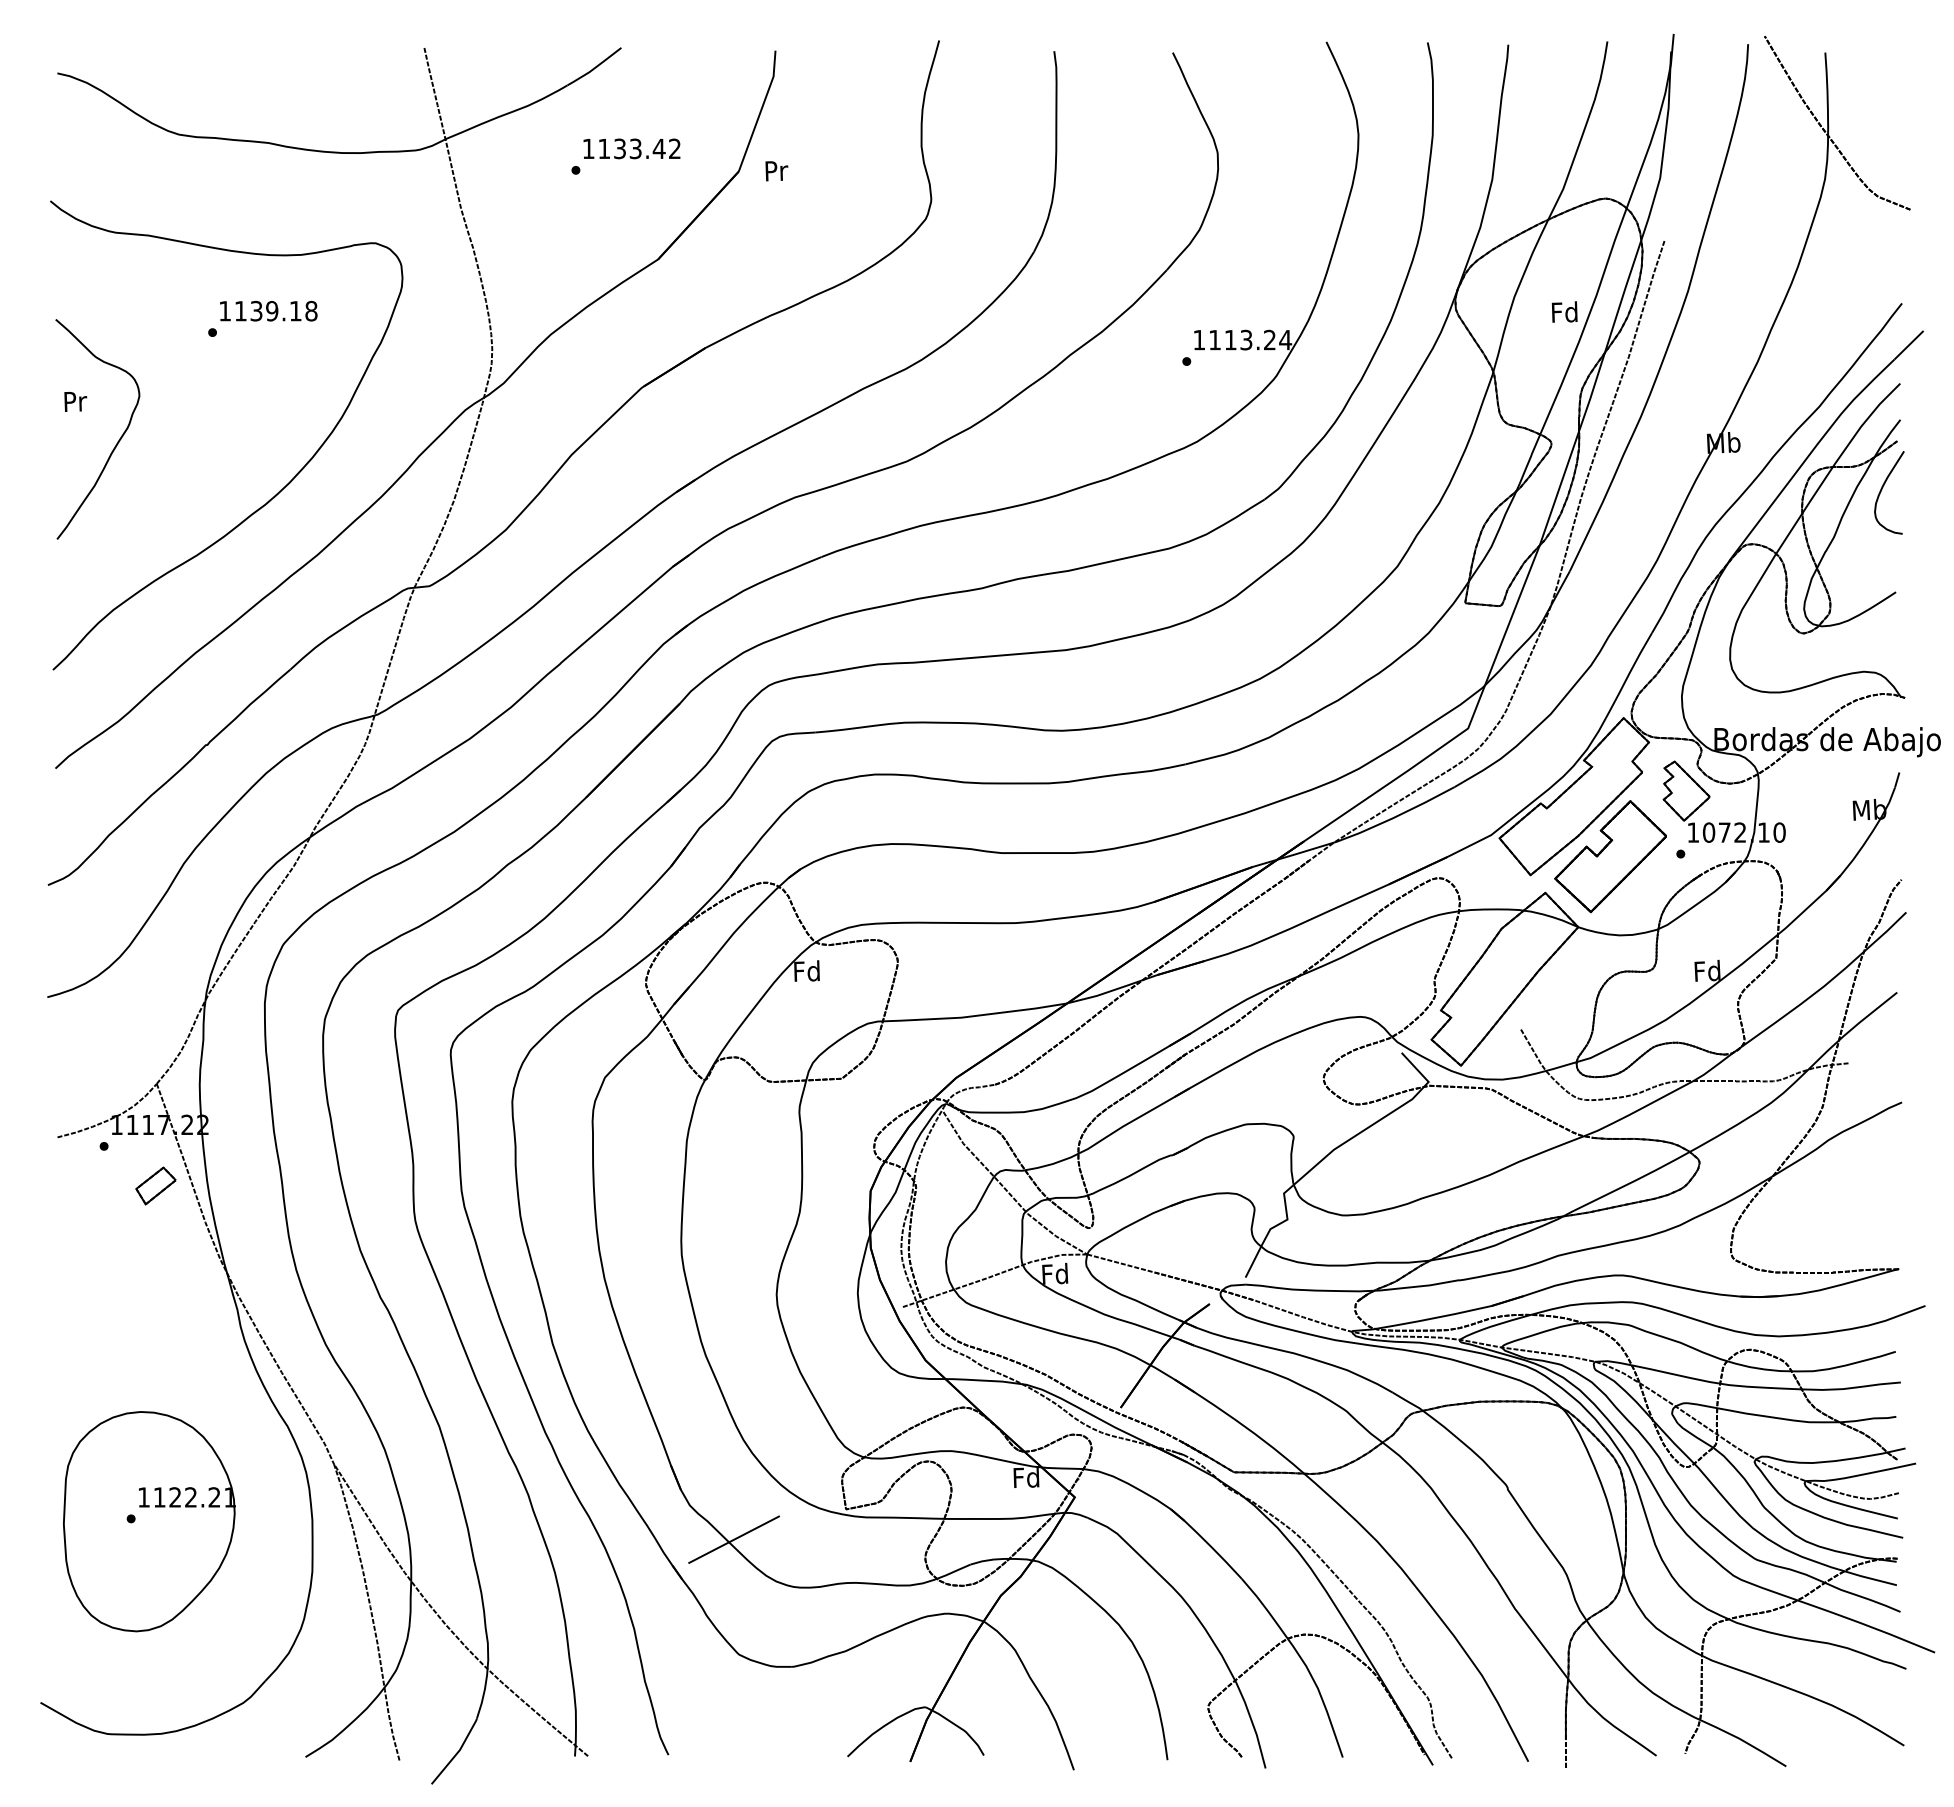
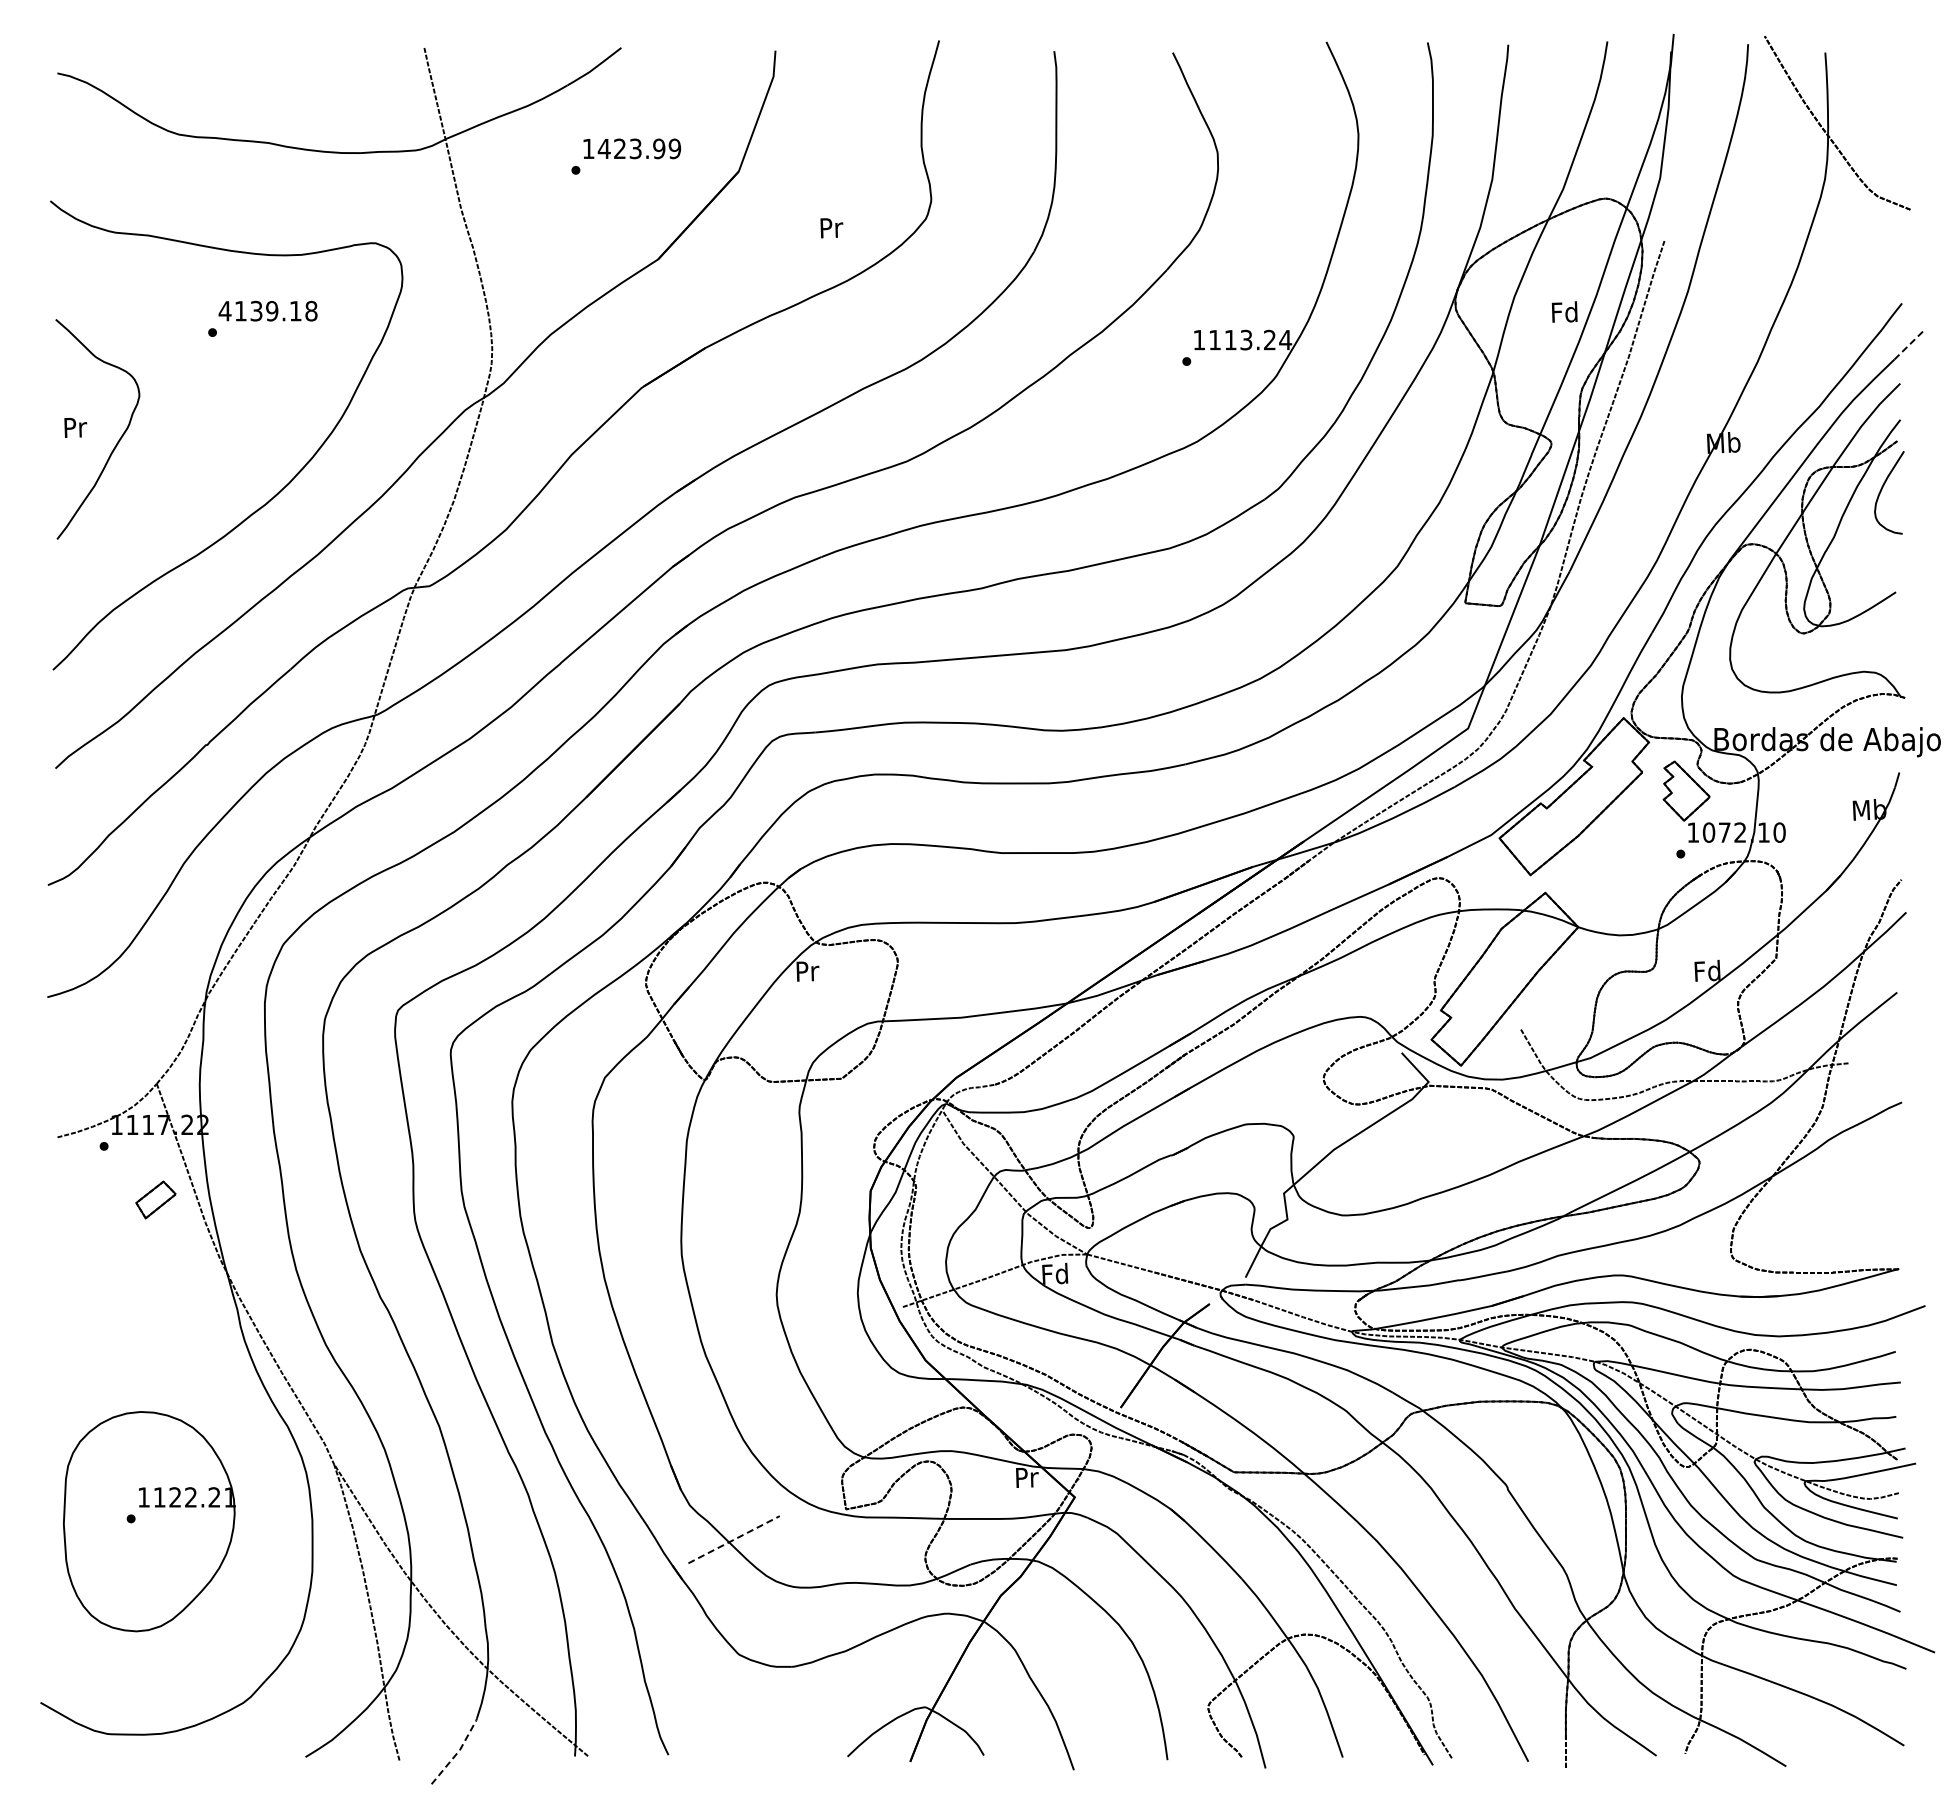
text: 1133.42 -> 1423.99 (639, 148)
text position: (776, 171) -> (831, 228) (831, 228)
text: 1139.18 -> 4139.18 (224, 311)
line: solid -> dashed (1909, 344)
text position: (75, 401) -> (75, 427) (75, 427)
part: present -> none (1610, 856)
text: Fd -> Pr (806, 970)
part position: (155, 1185) -> (155, 1199) (155, 1199)
text: Fd -> Pr (1026, 1477)
line: solid -> dashed (734, 1539)
line: solid -> dashed (458, 1752)
